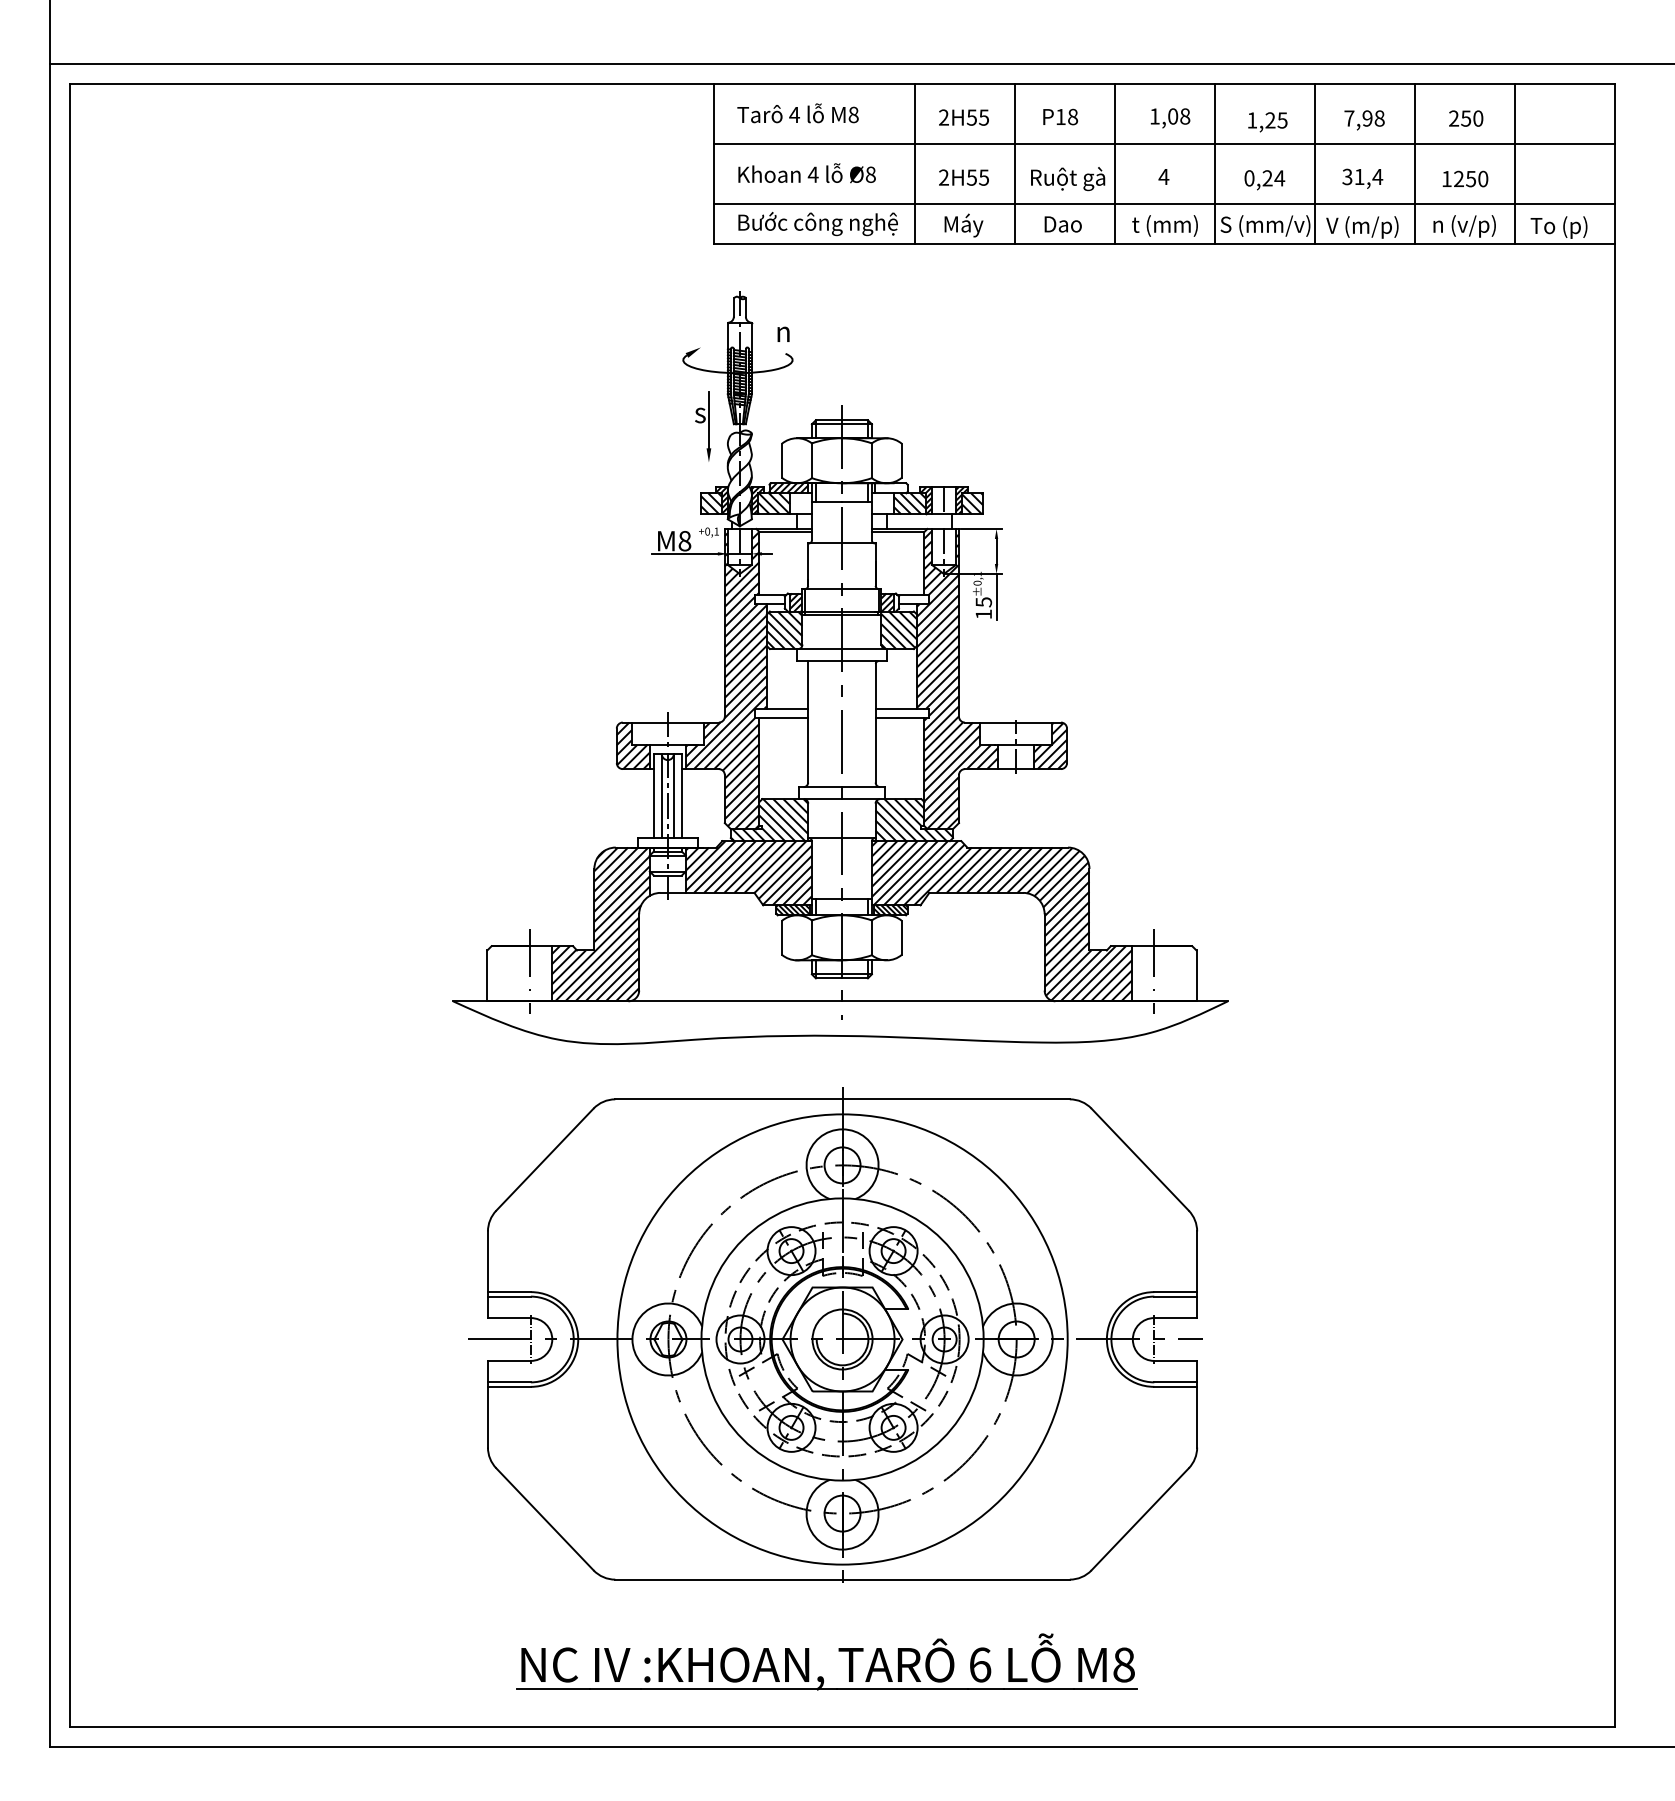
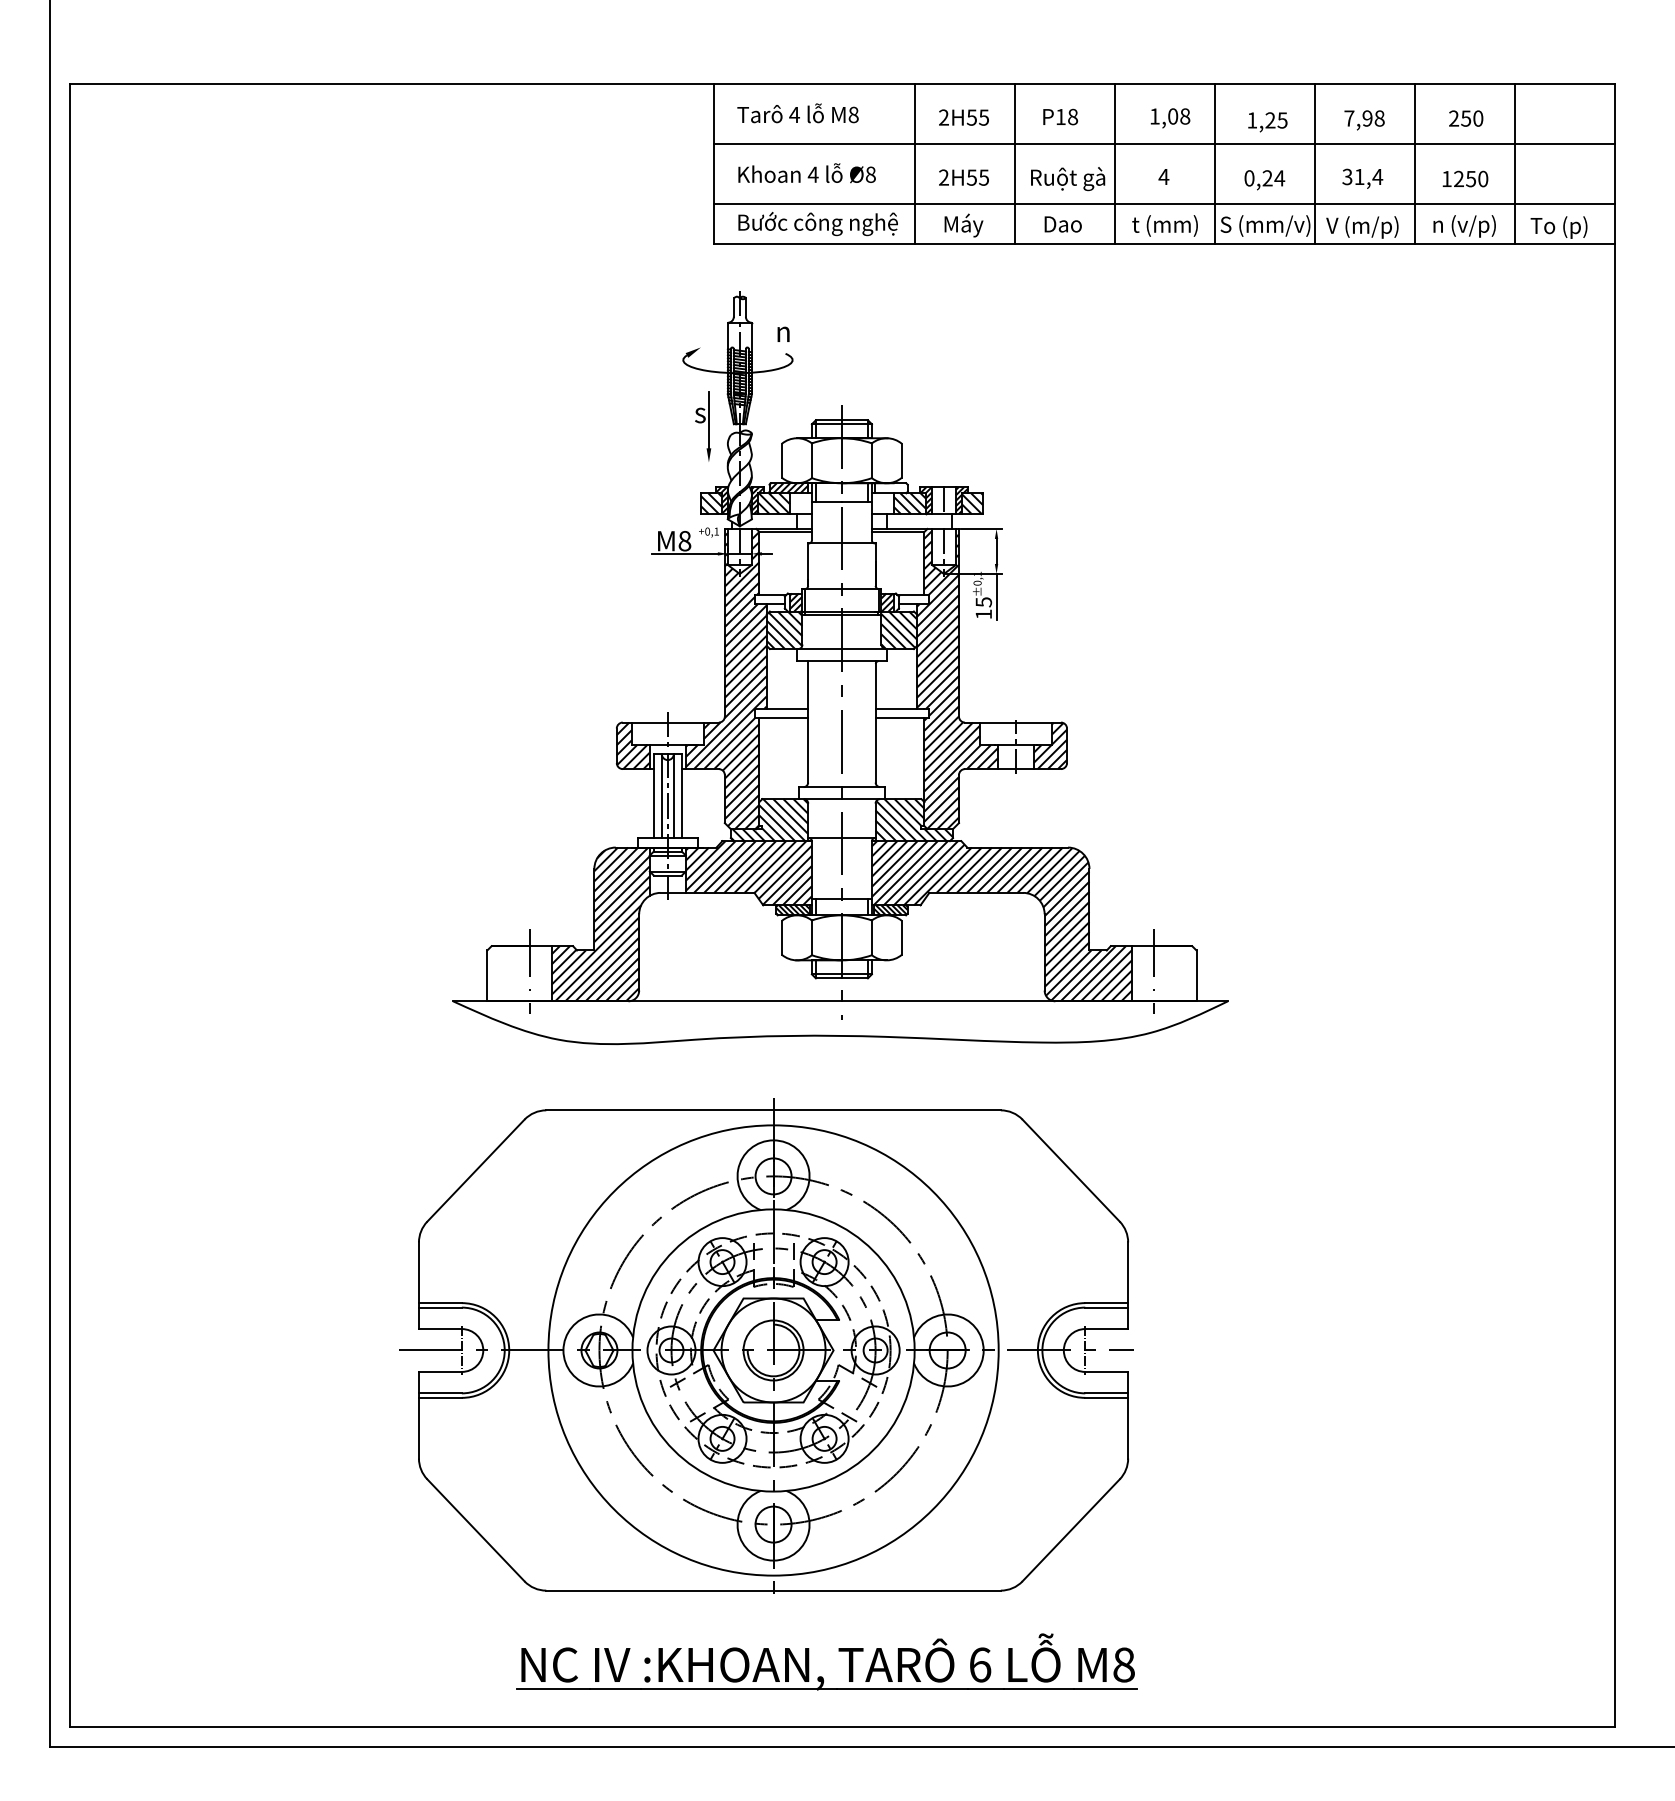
line: present -> none (860, 64)
part position: (835, 1334) -> (766, 1345) (766, 1345)
